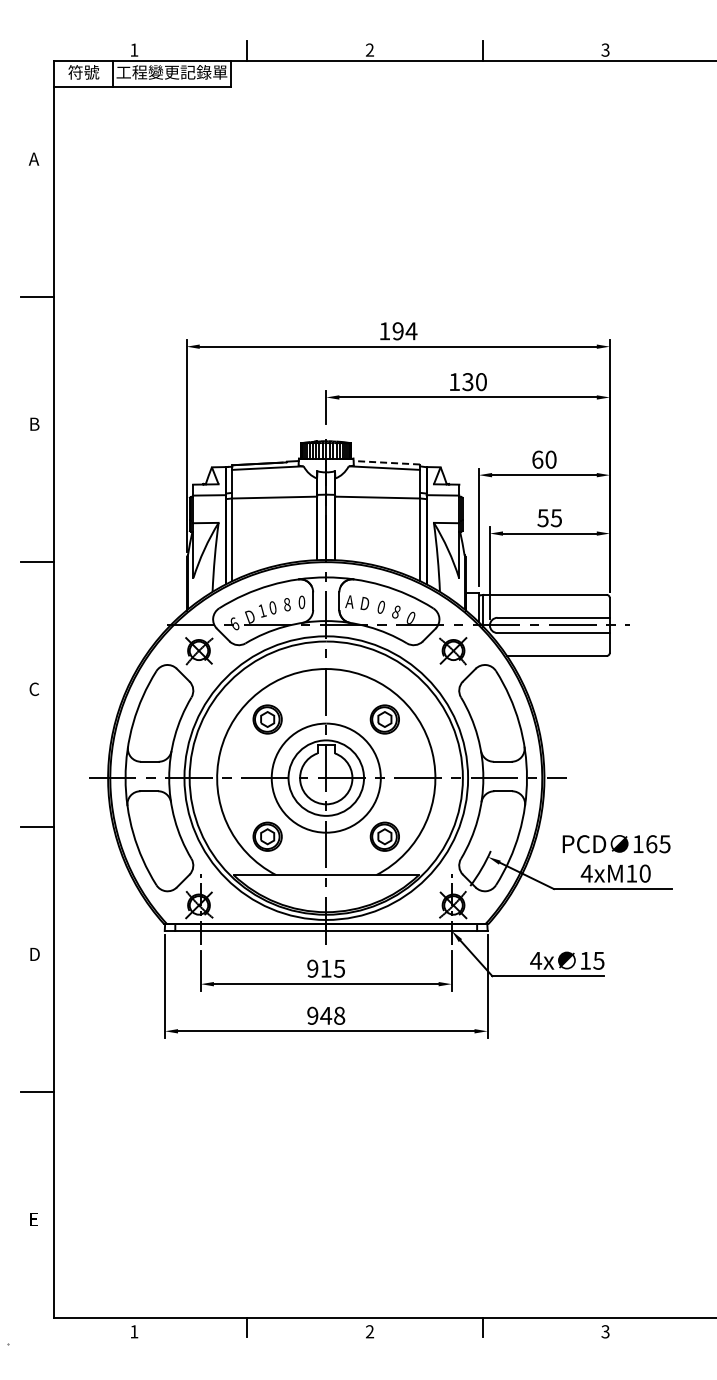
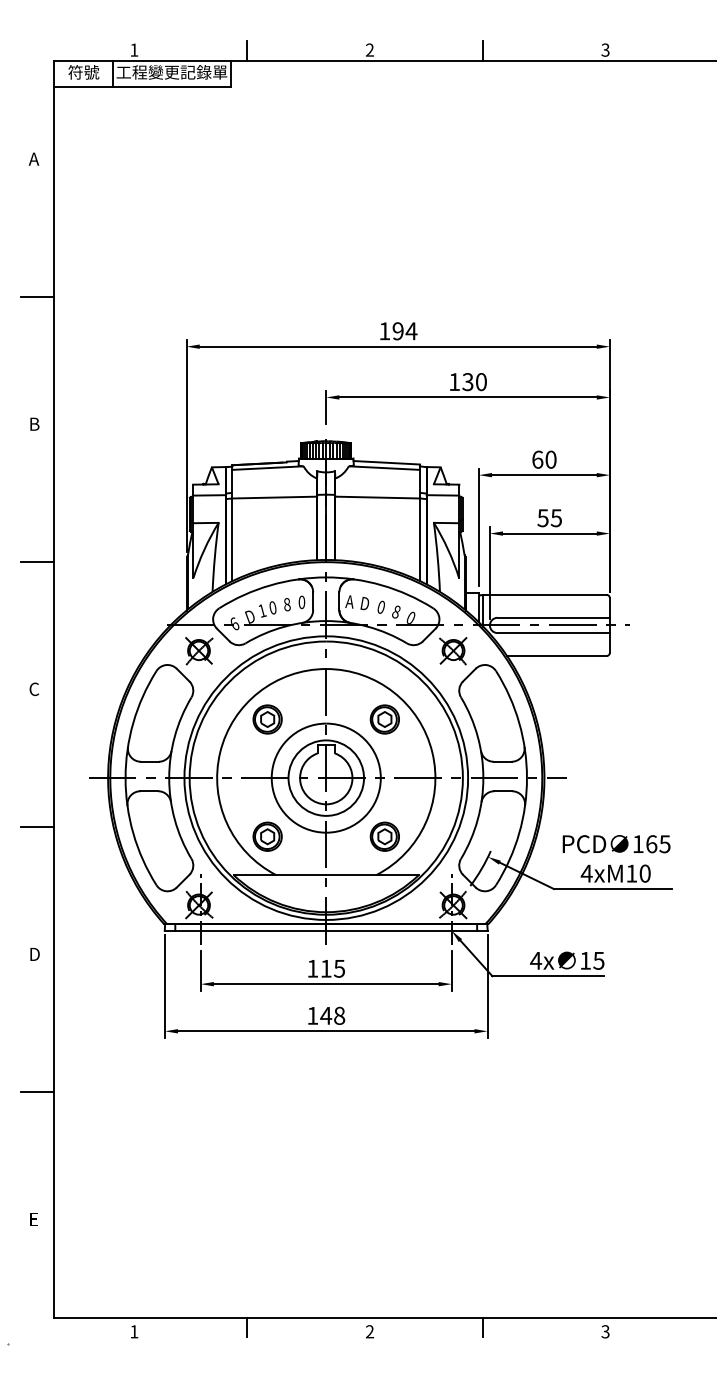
line: dashed -> solid (386, 462)
text: 915 -> 115 (312, 968)
text: 948 -> 148 (312, 1015)
